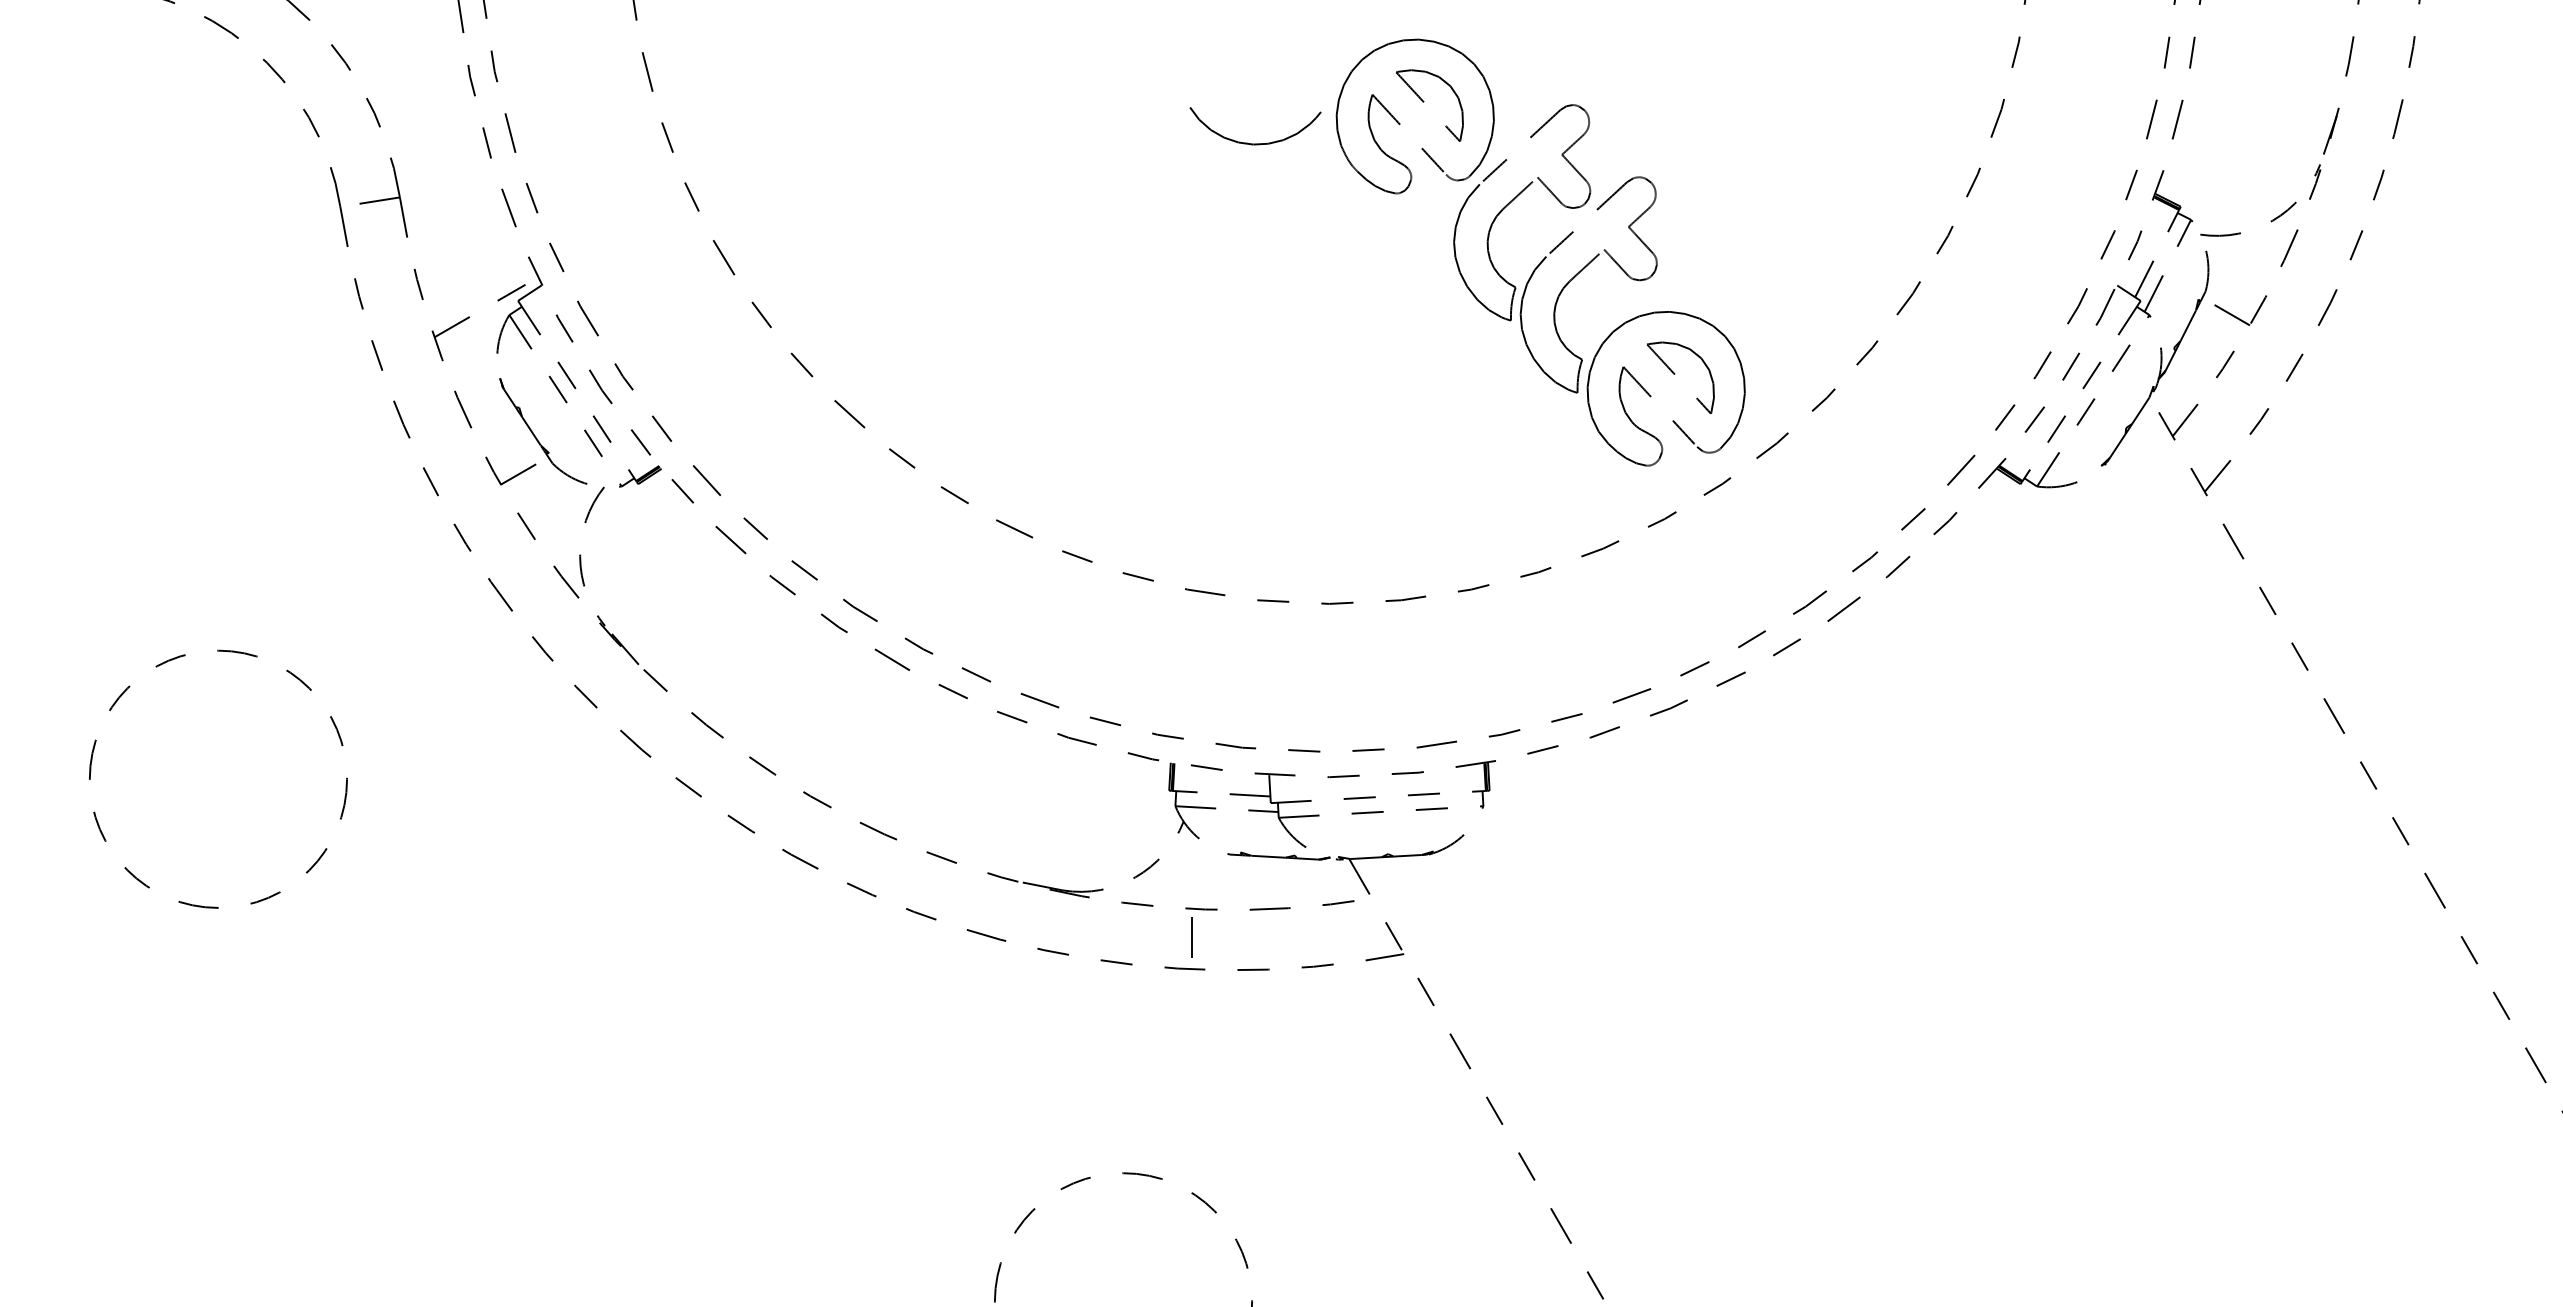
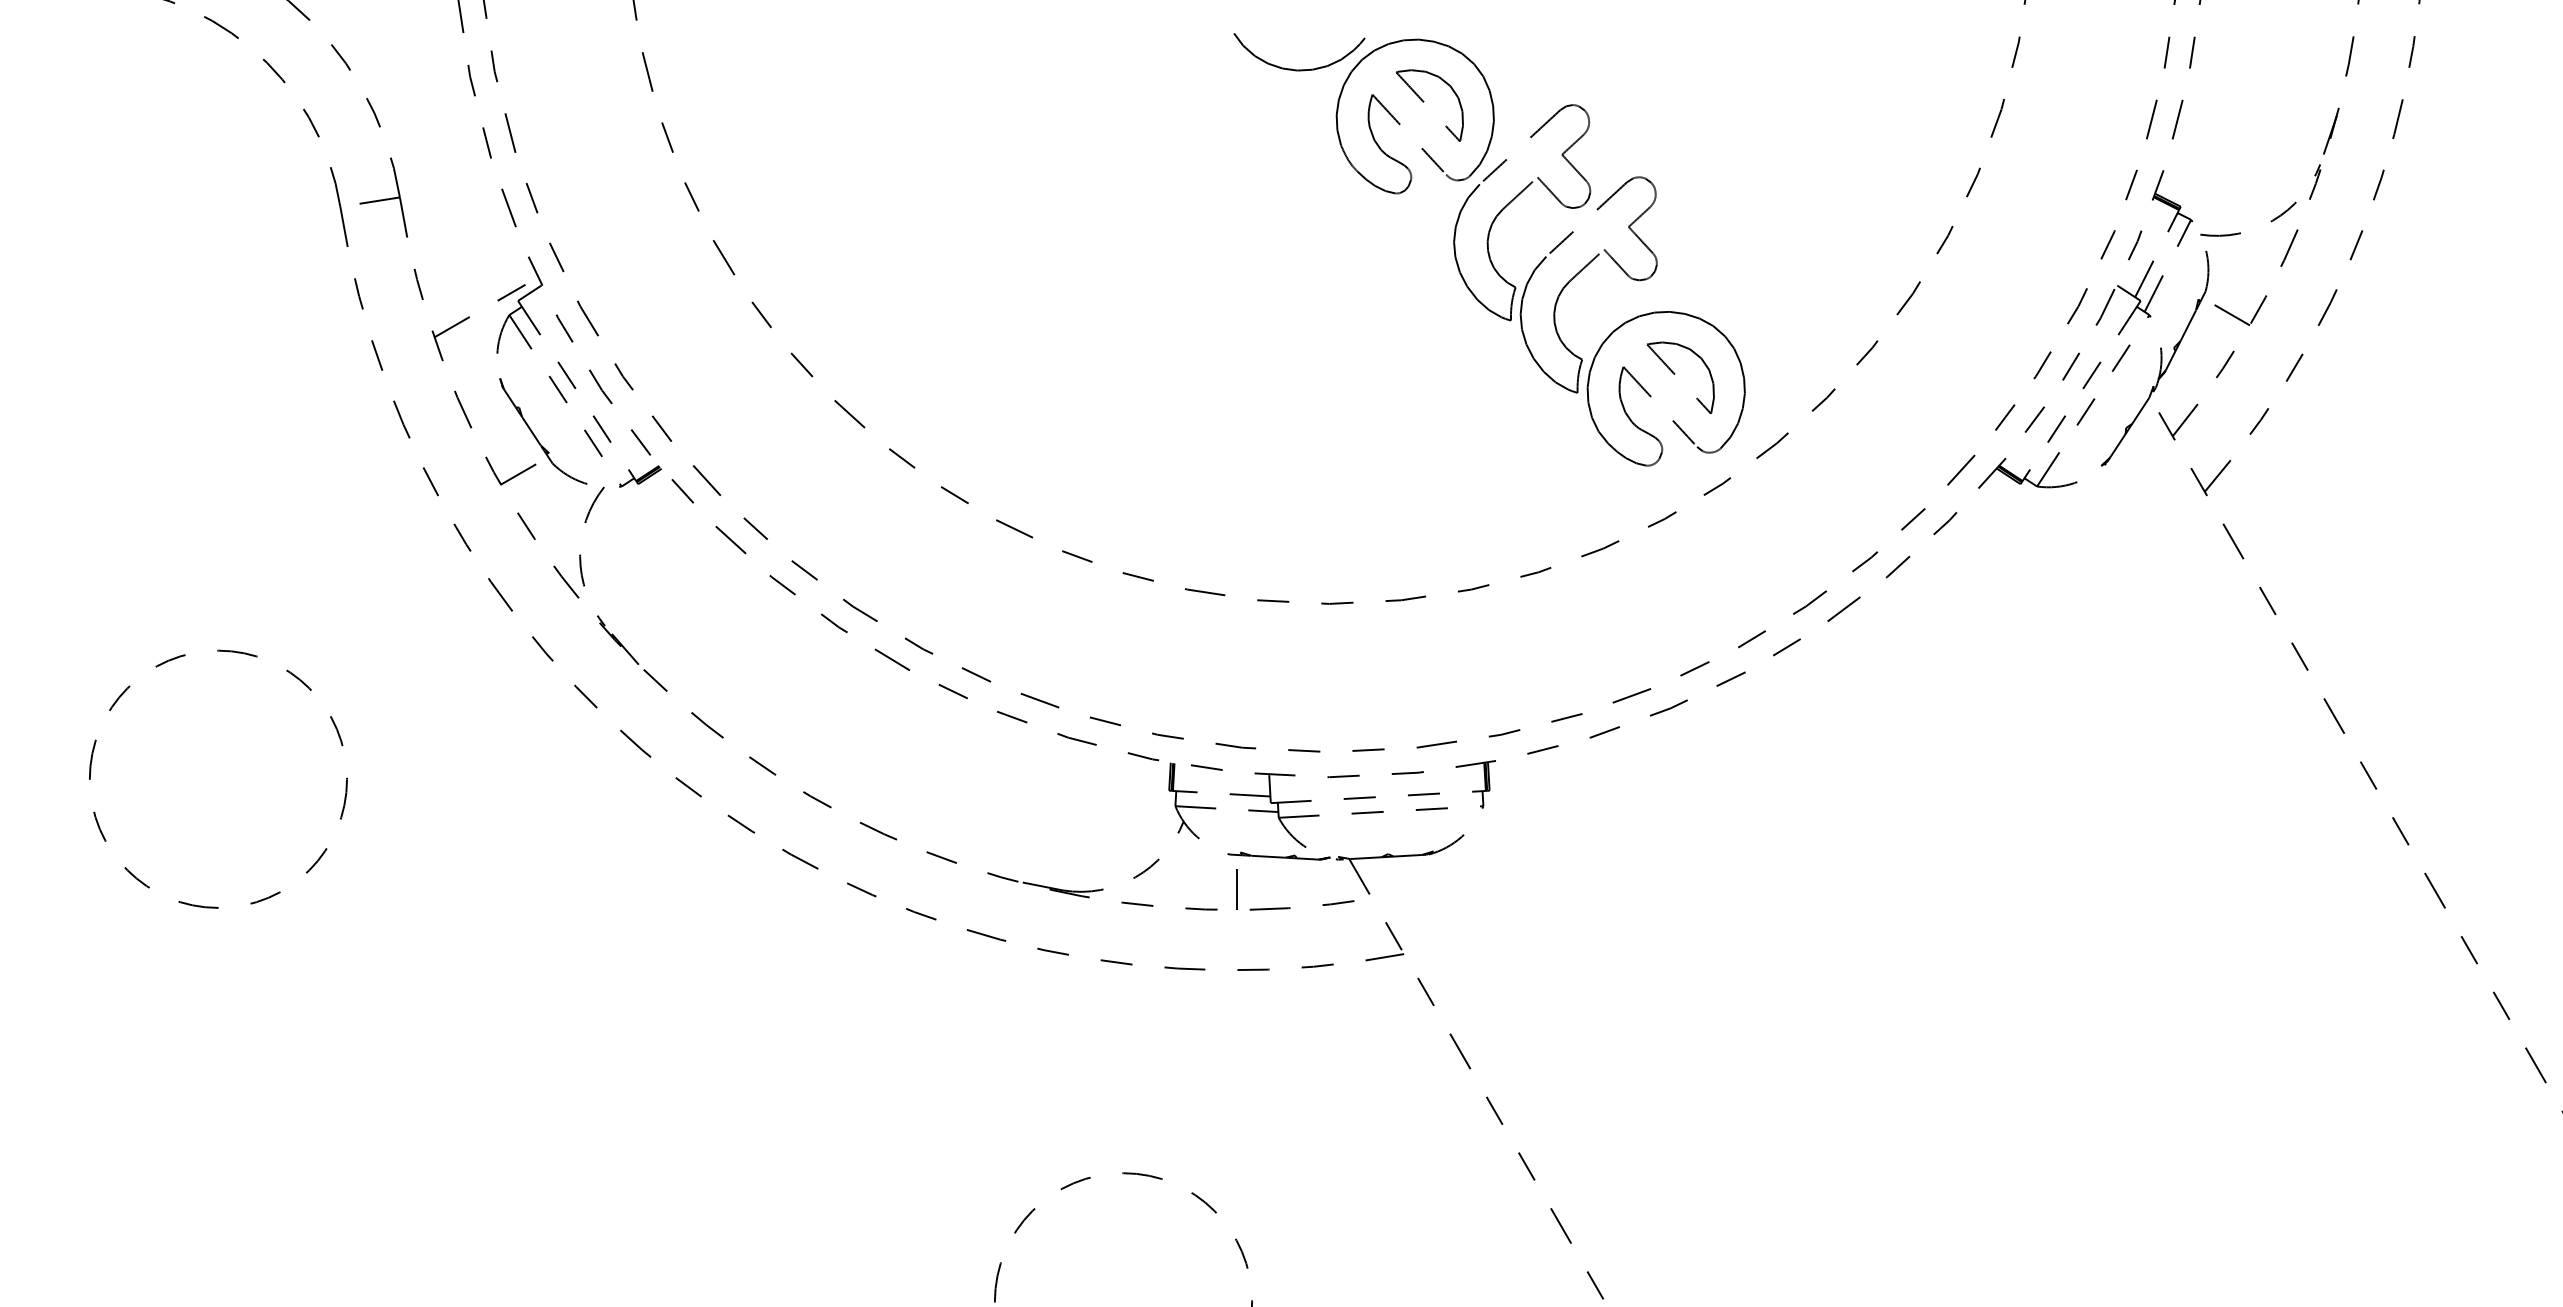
part position: (1255, 143) -> (1299, 69) (1299, 69)
line position: (1191, 937) -> (1236, 889) (1236, 889)
